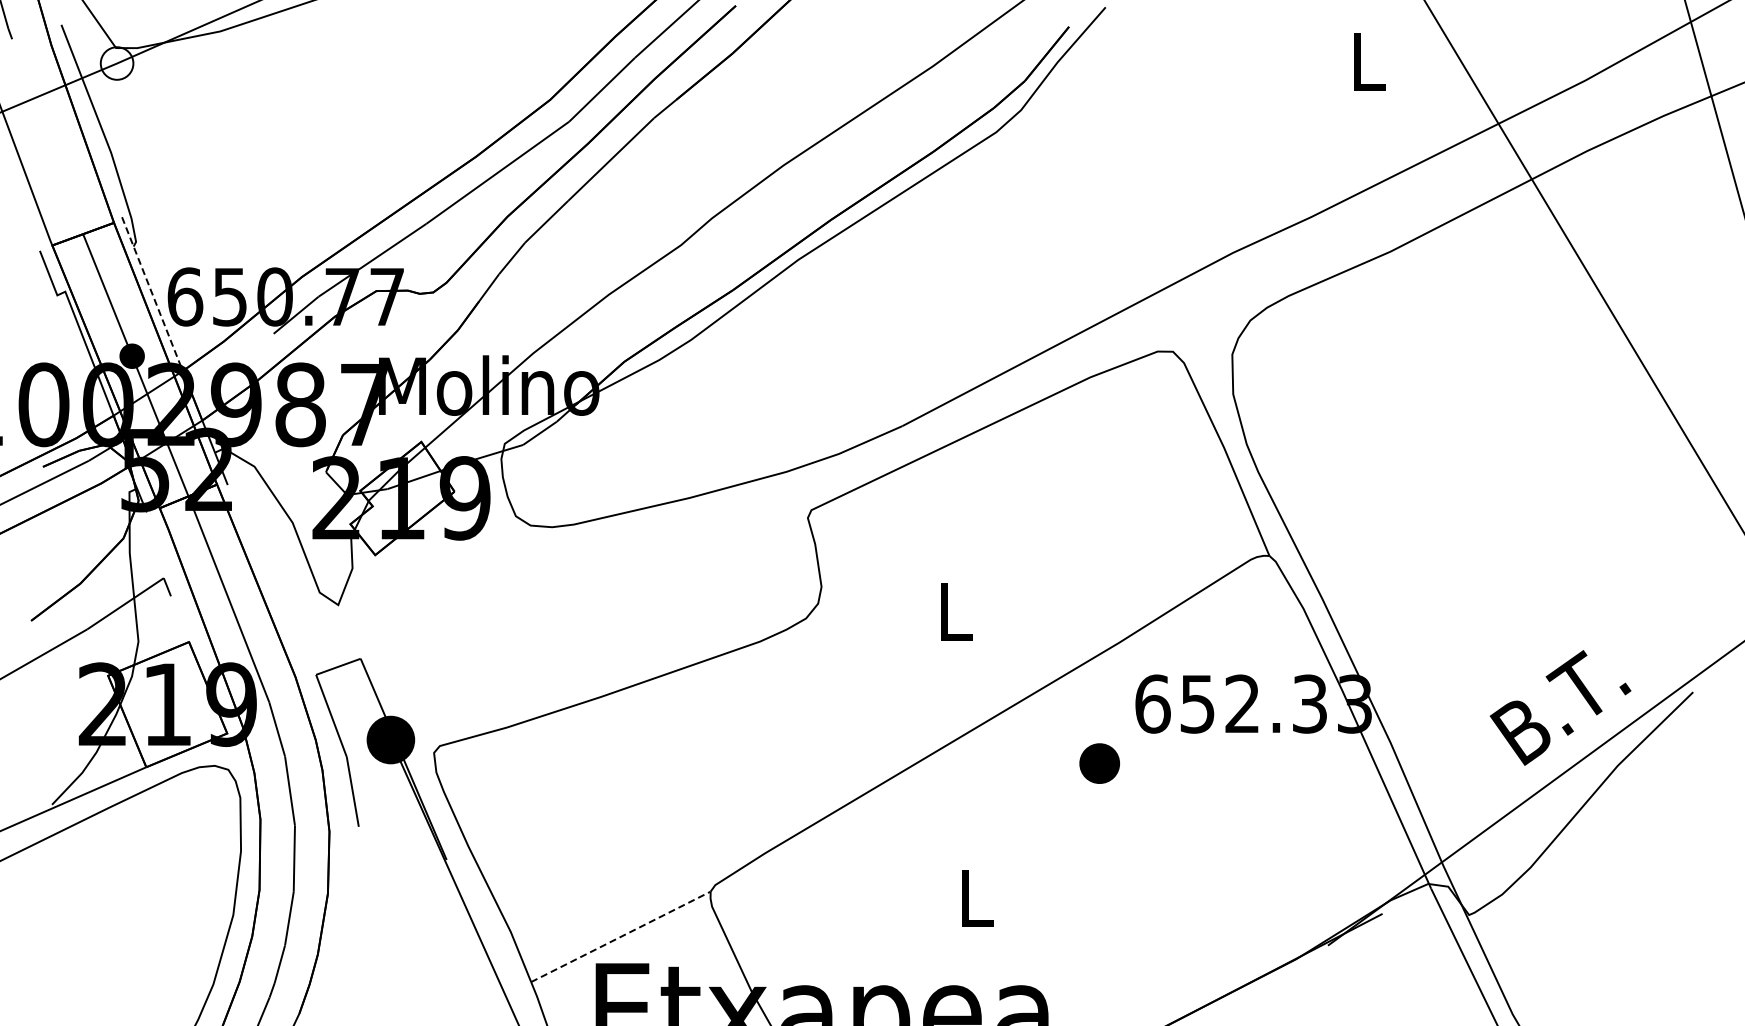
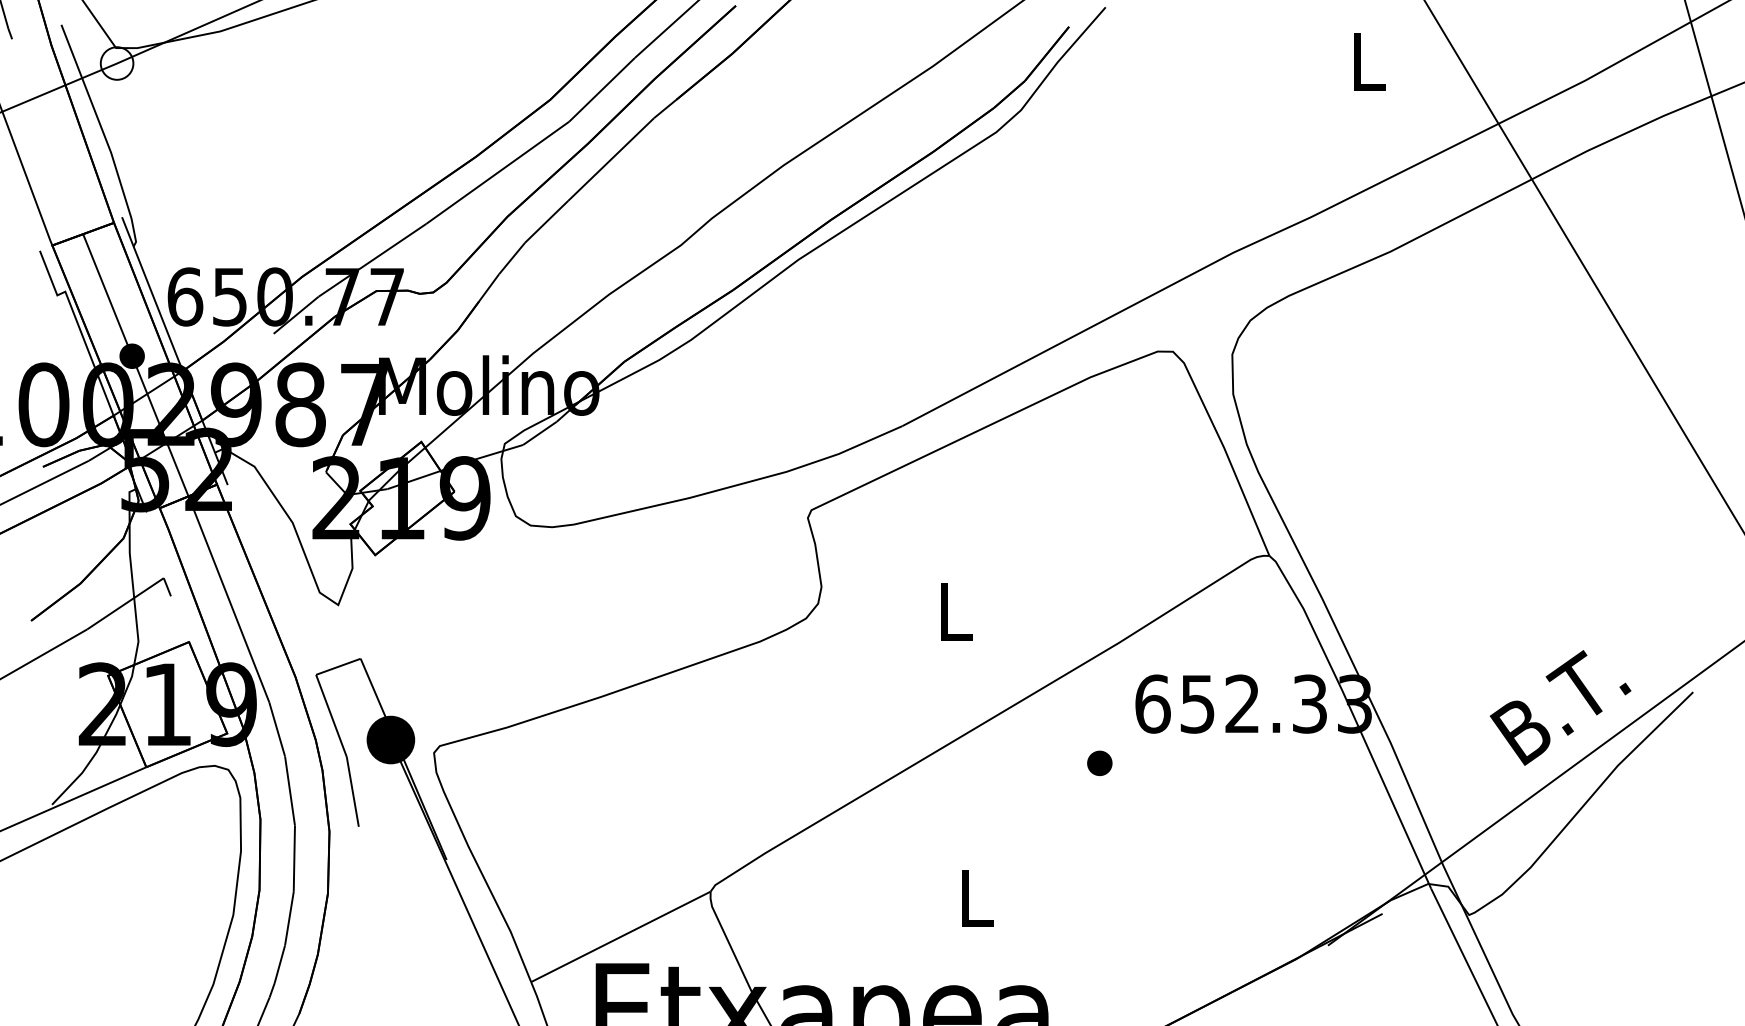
line: dashed -> solid (152, 294)
part size: 41x41 px -> 26x26 px (1099, 762)
line: dashed -> solid (621, 936)
